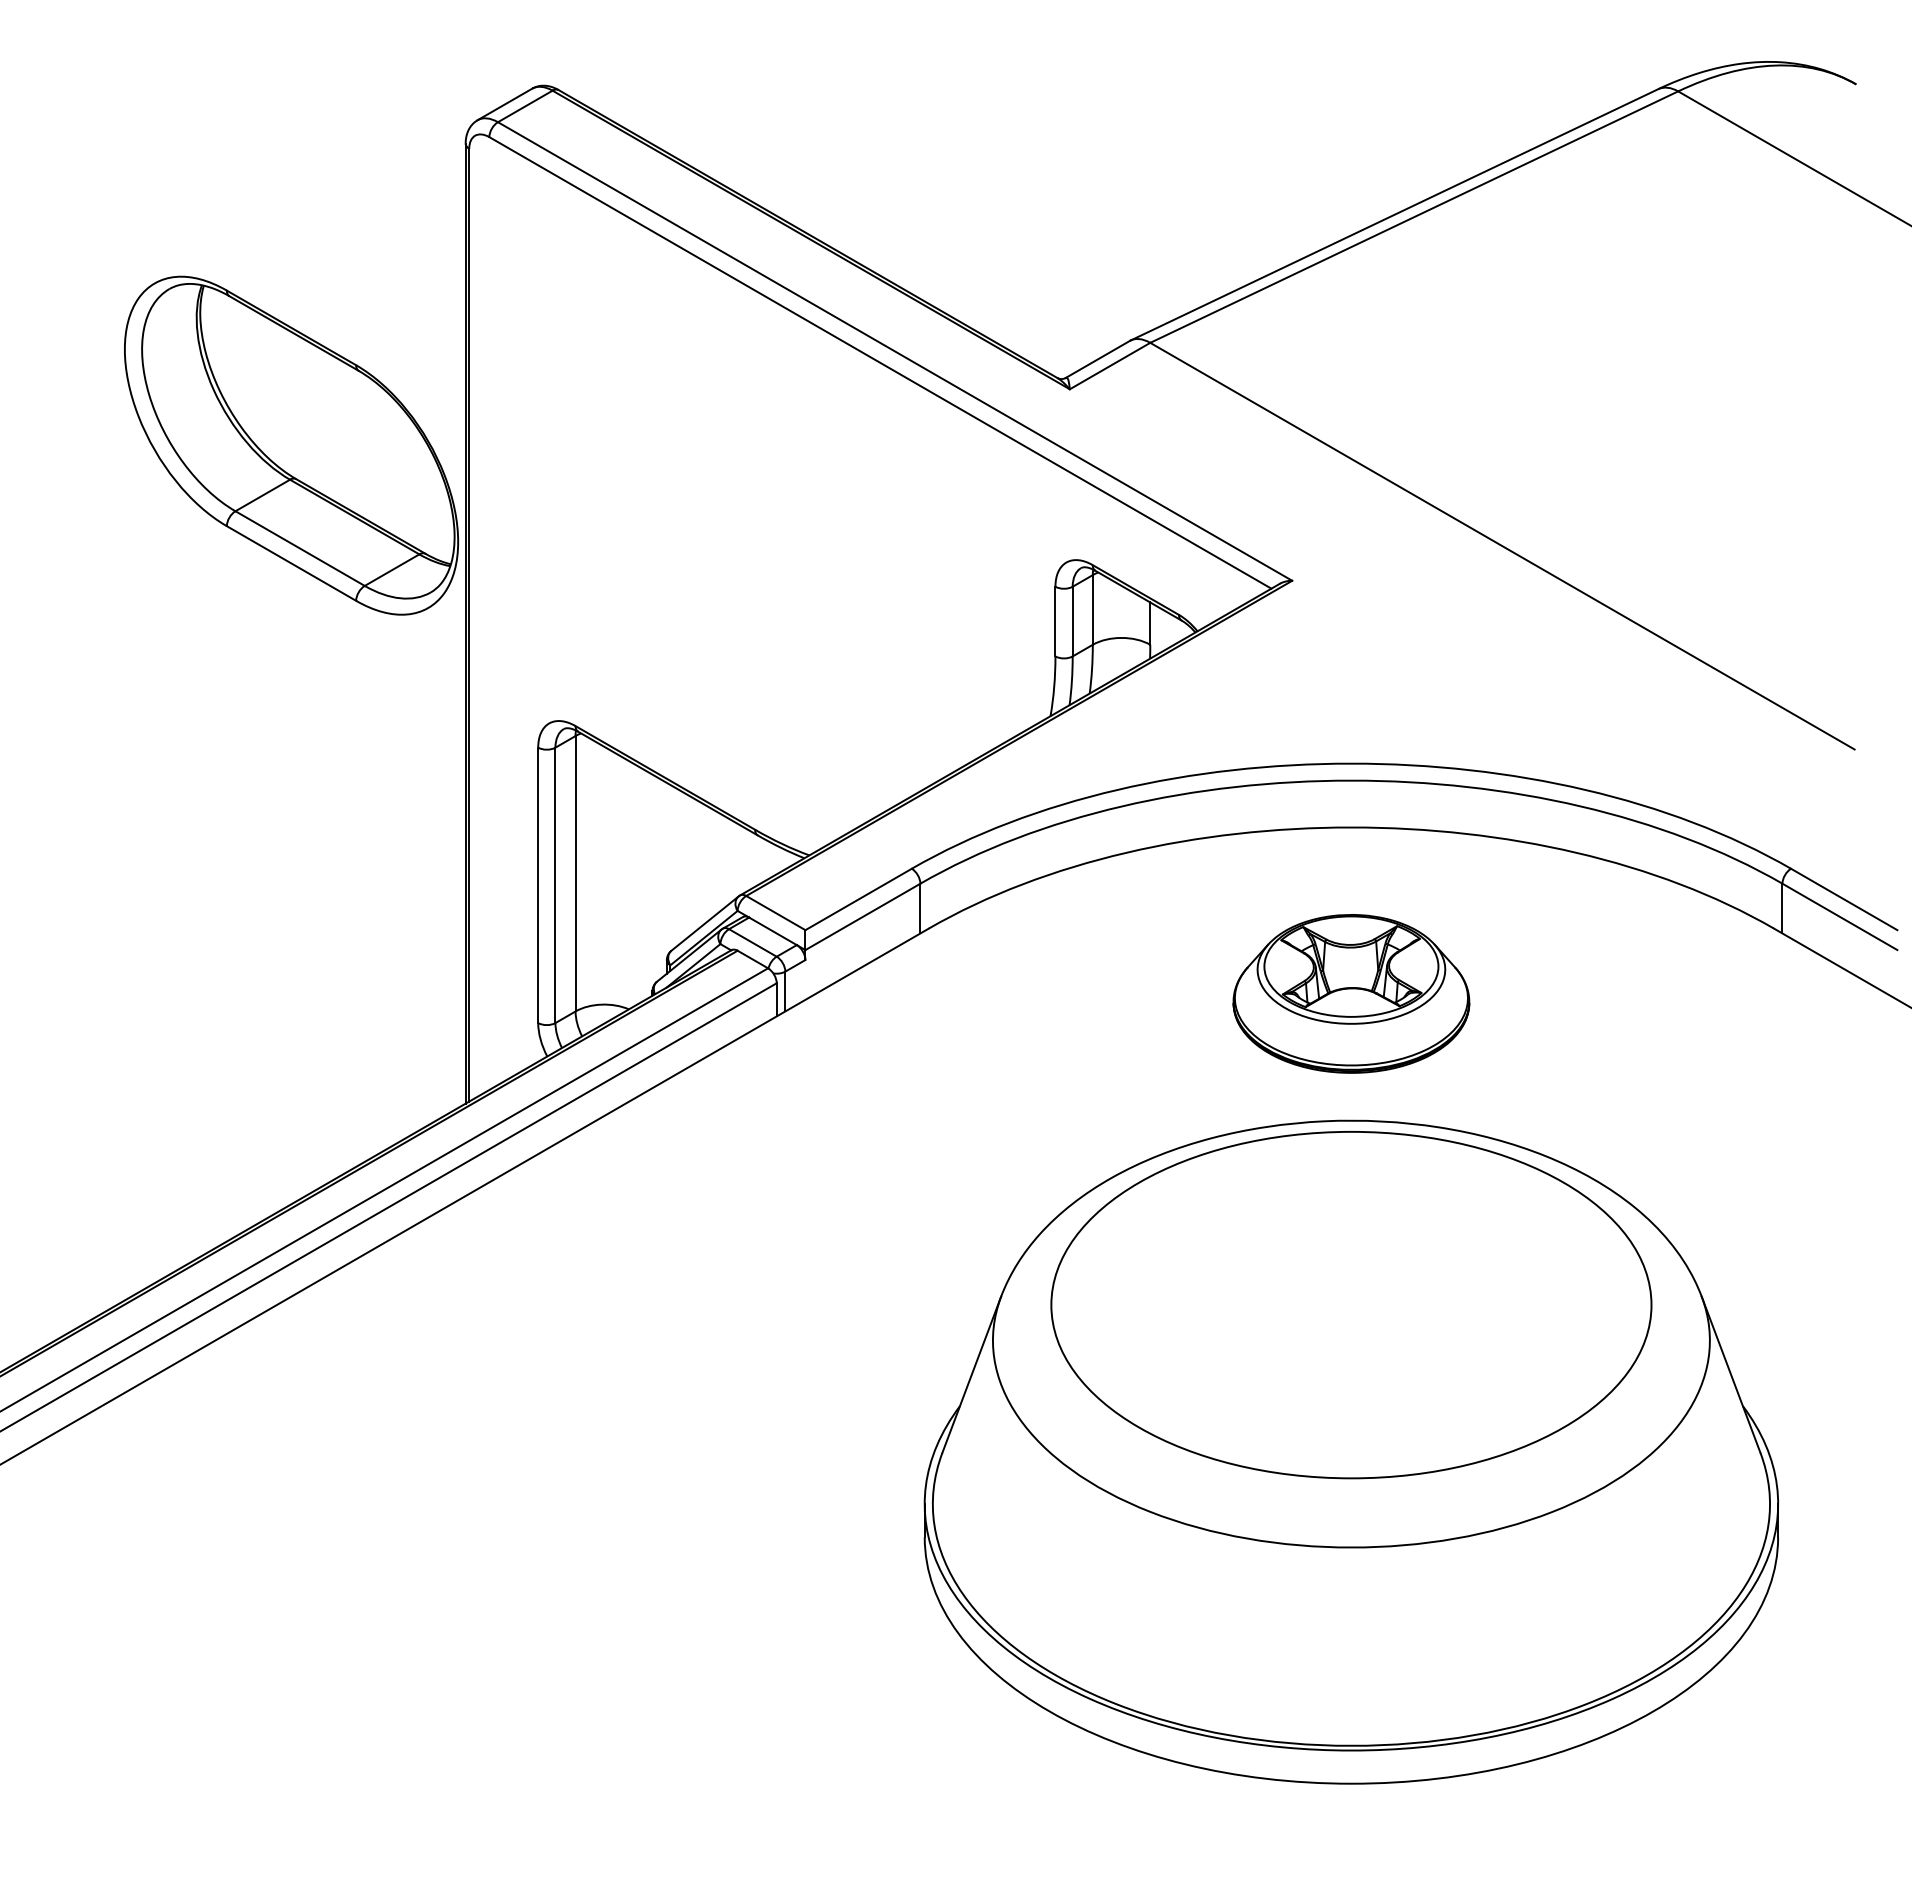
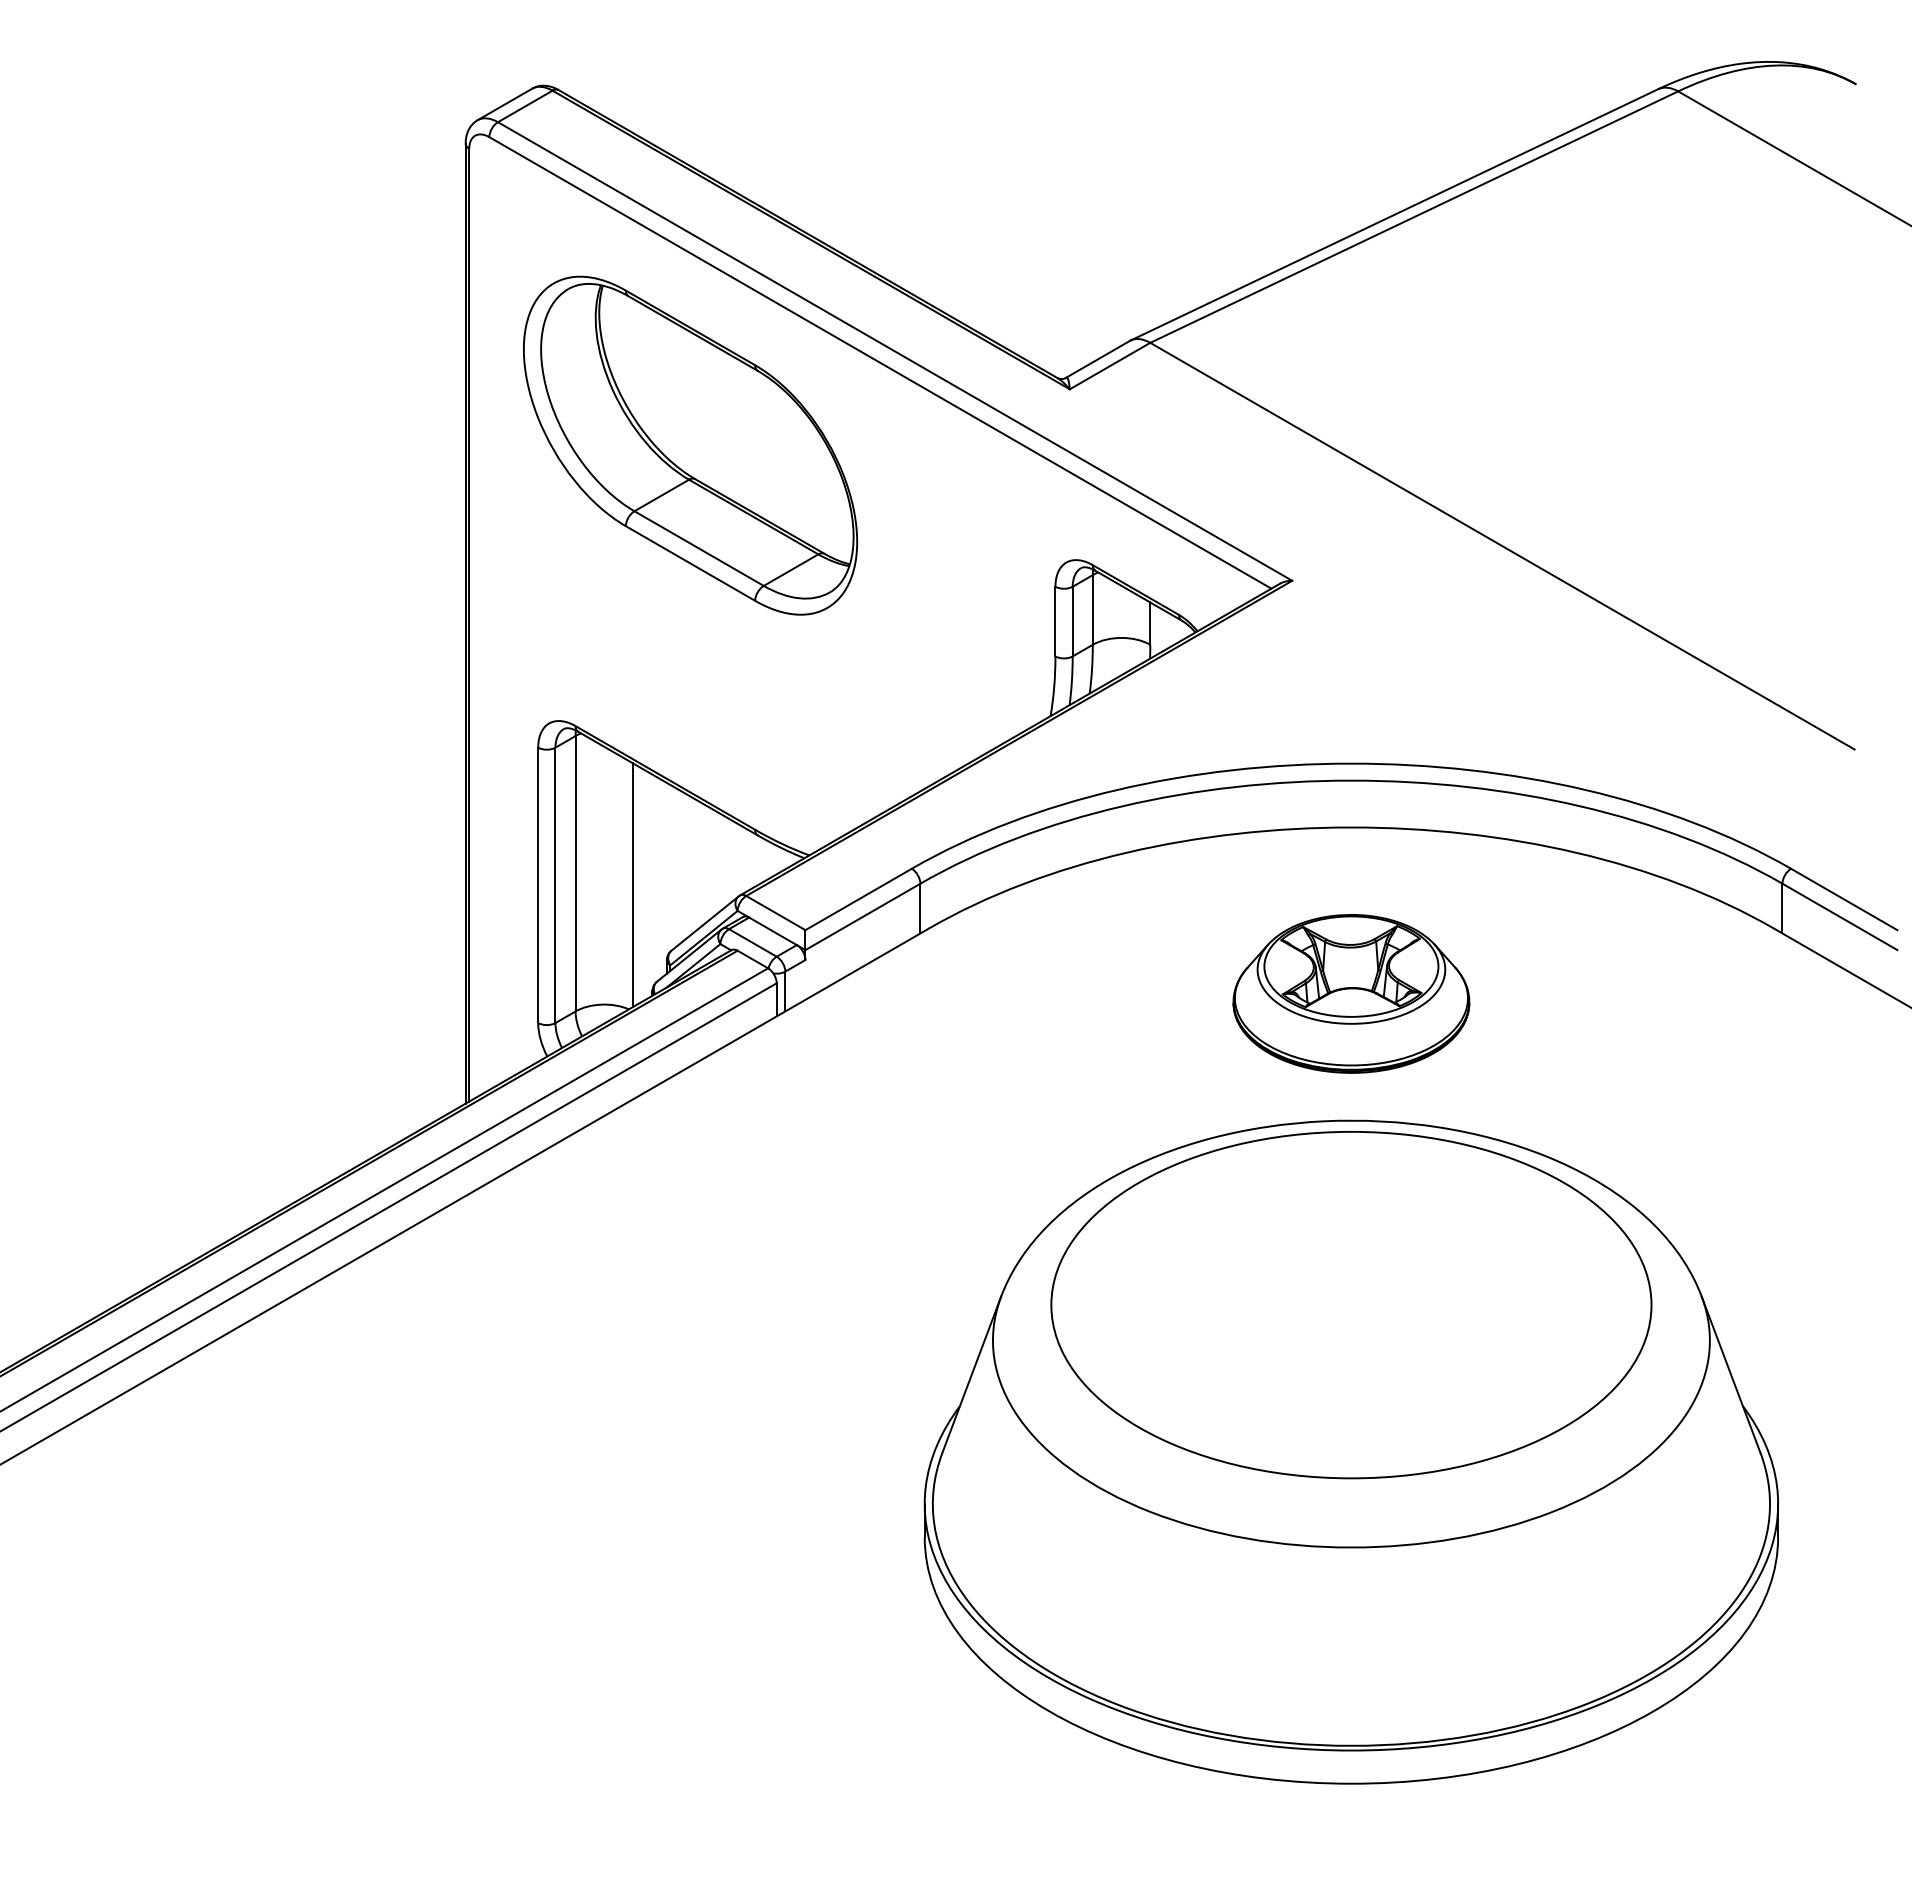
part position: (291, 445) -> (690, 445) (690, 445)
line: none -> present (633, 885)
